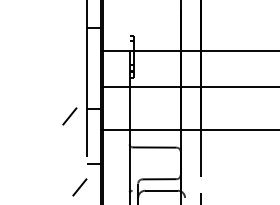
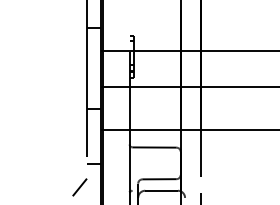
line: present -> none (69, 116)
